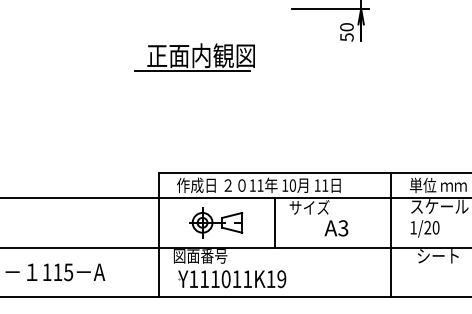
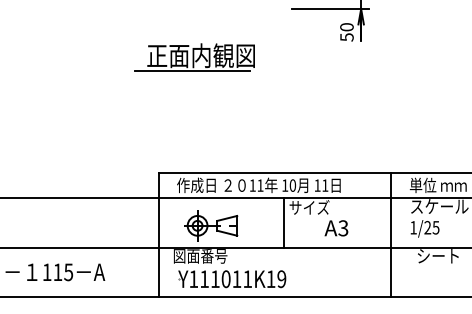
part position: (216, 222) -> (211, 225) (211, 225)
line position: (275, 222) -> (284, 222) (284, 222)
text: 1/20 -> 1/25 (435, 227)
